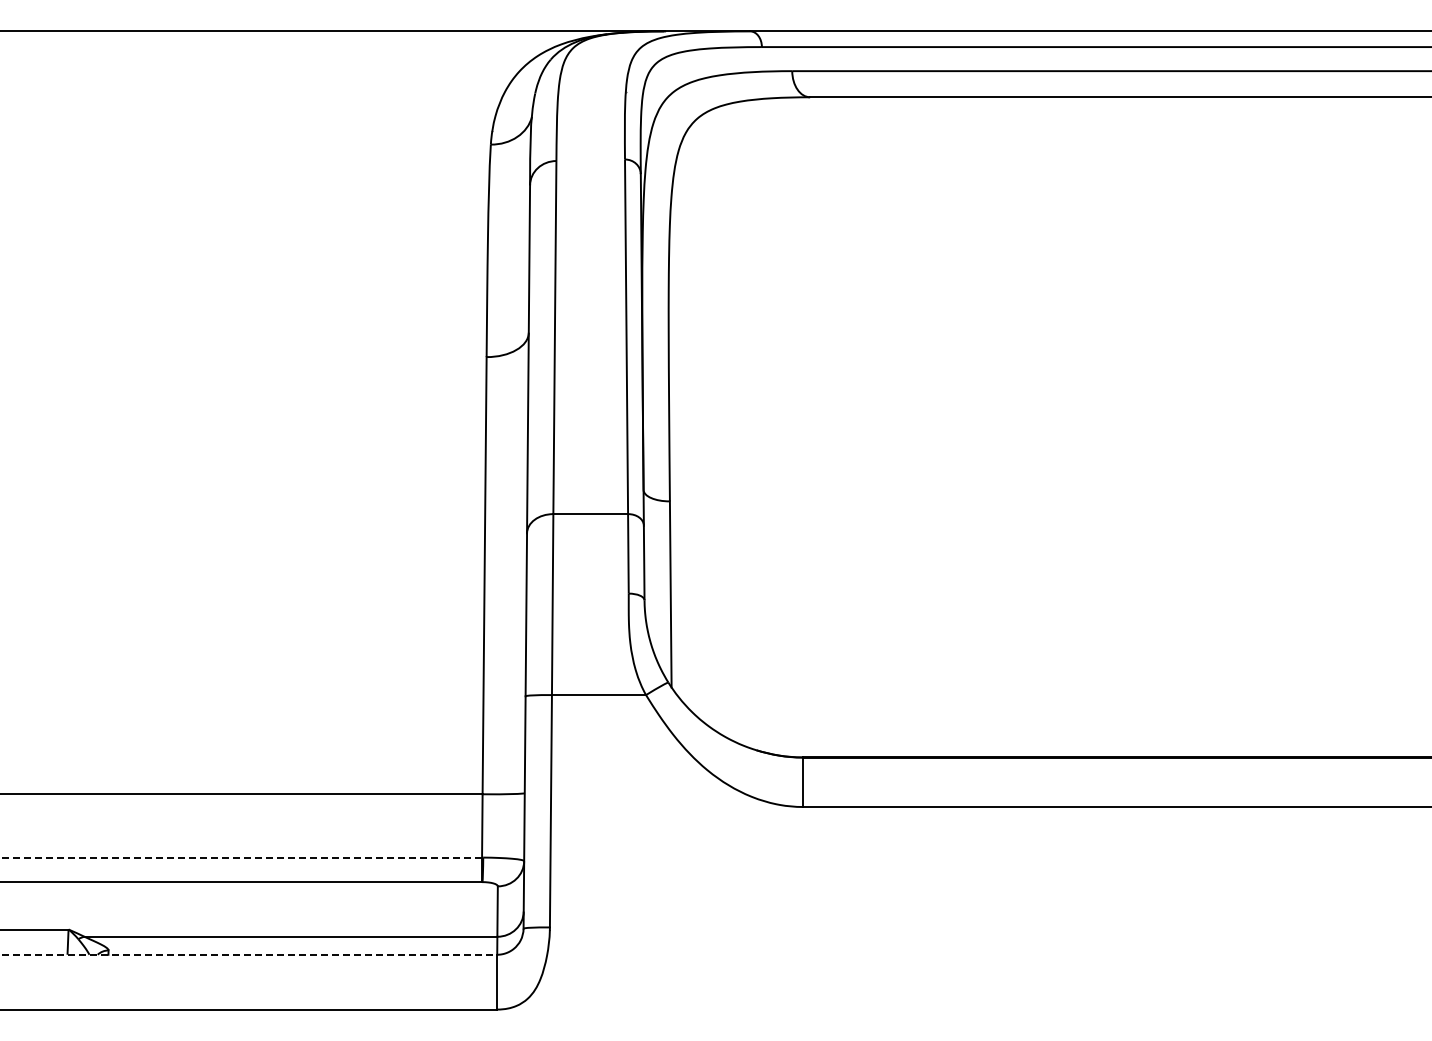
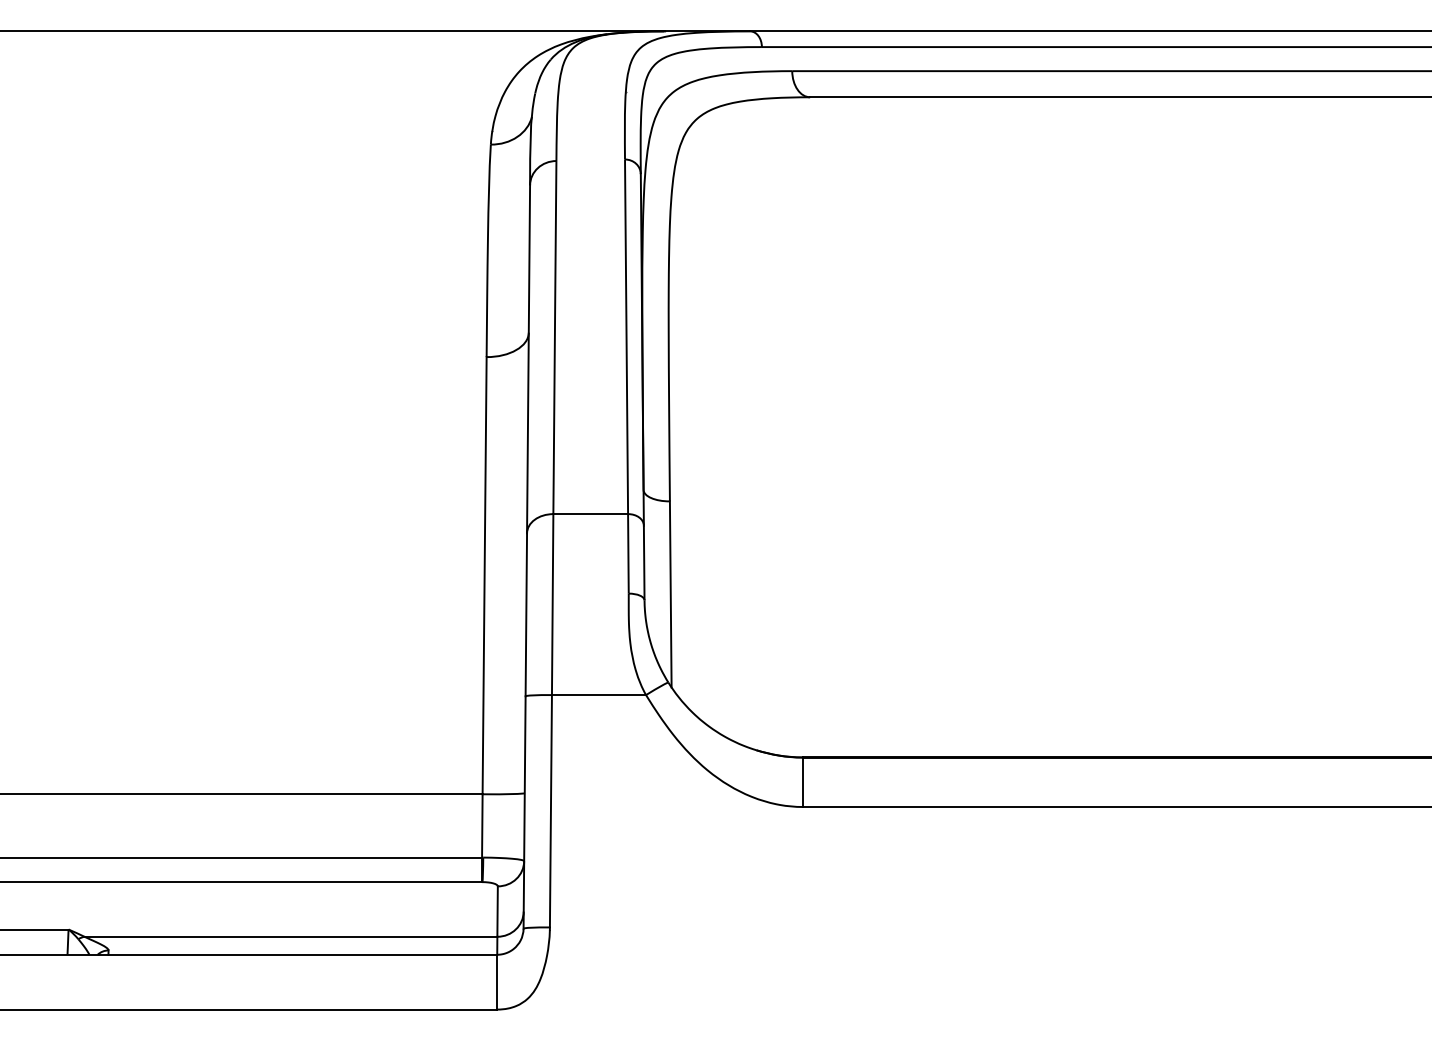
line: dashed -> solid (241, 857)
line: dashed -> solid (249, 954)
